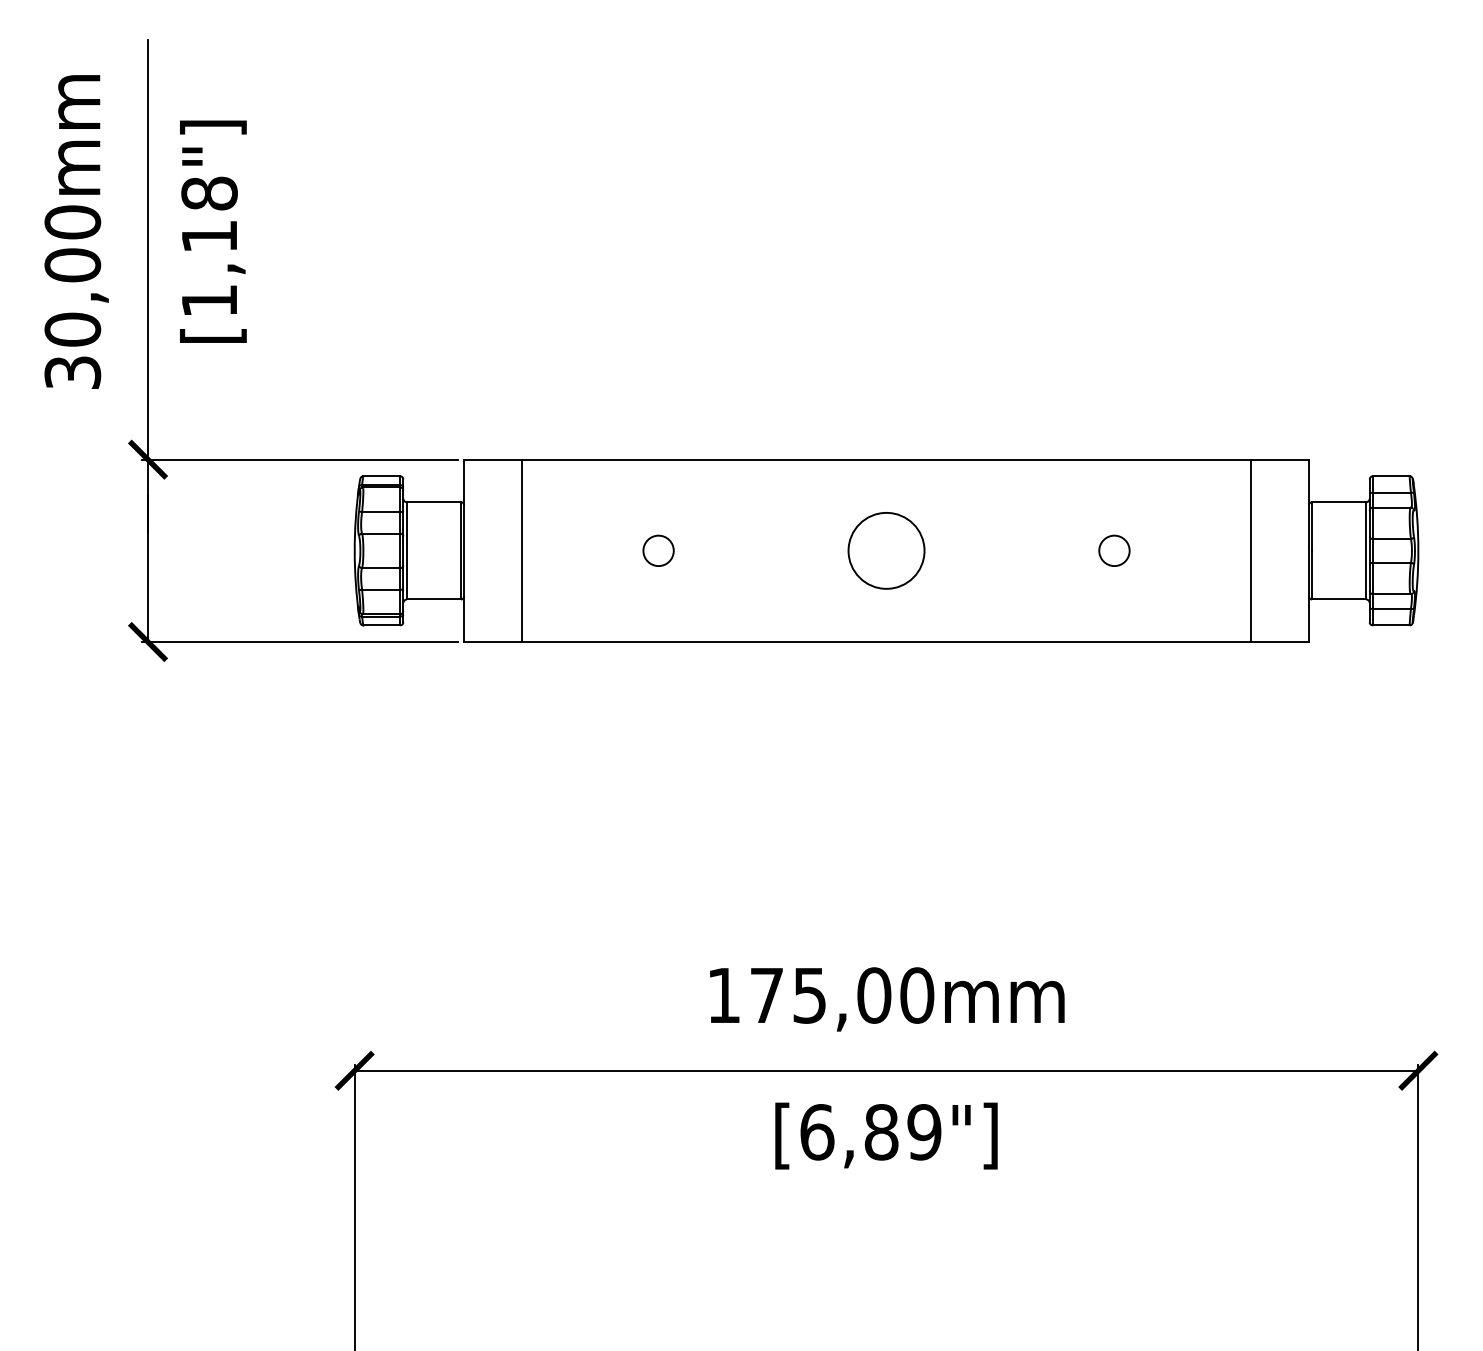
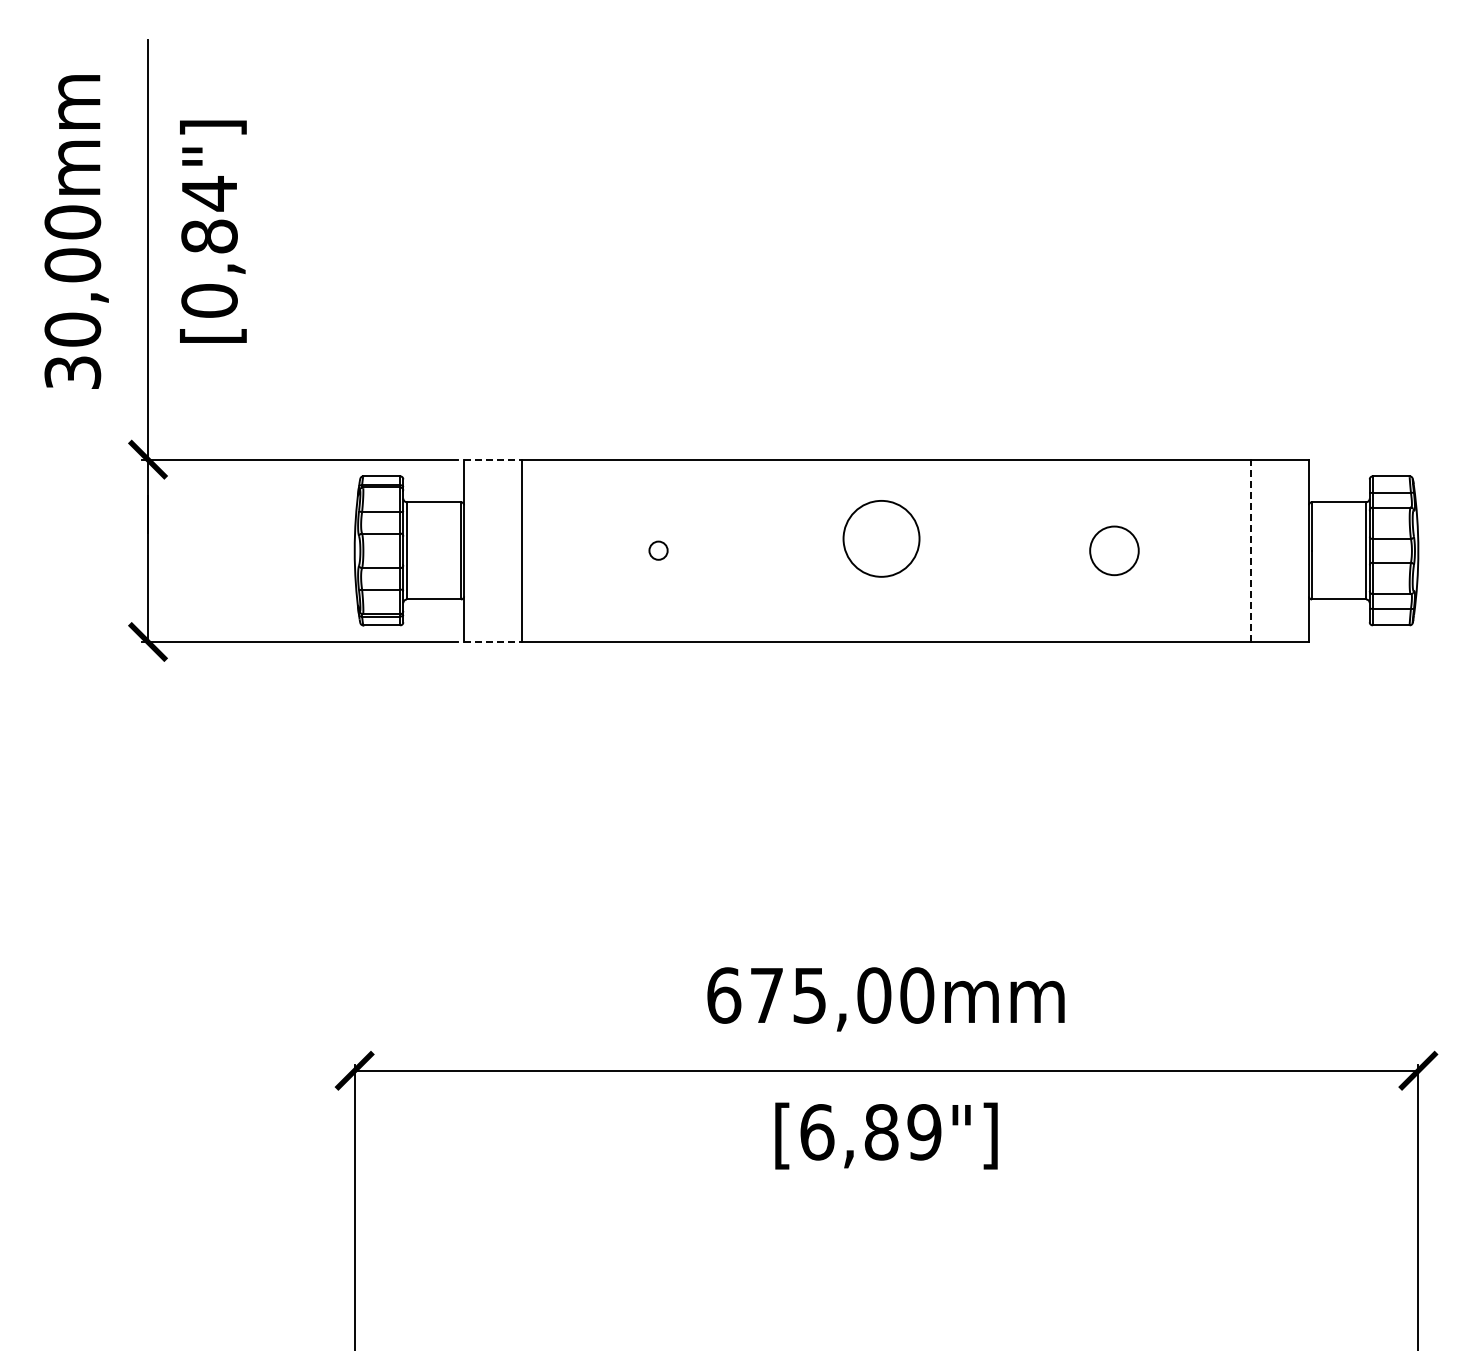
text: [1,18"] -> [0,84"] (209, 246)
line: solid -> dashed (492, 459)
circle size: 33x33 px -> 21x21 px (658, 550)
circle position: (886, 550) -> (881, 538) (881, 538)
circle diameter: 30 px -> 49 px (1114, 550)
line: solid -> dashed (1251, 550)
line: solid -> dashed (492, 642)
text: 175,00mm -> 675,00mm (724, 995)
